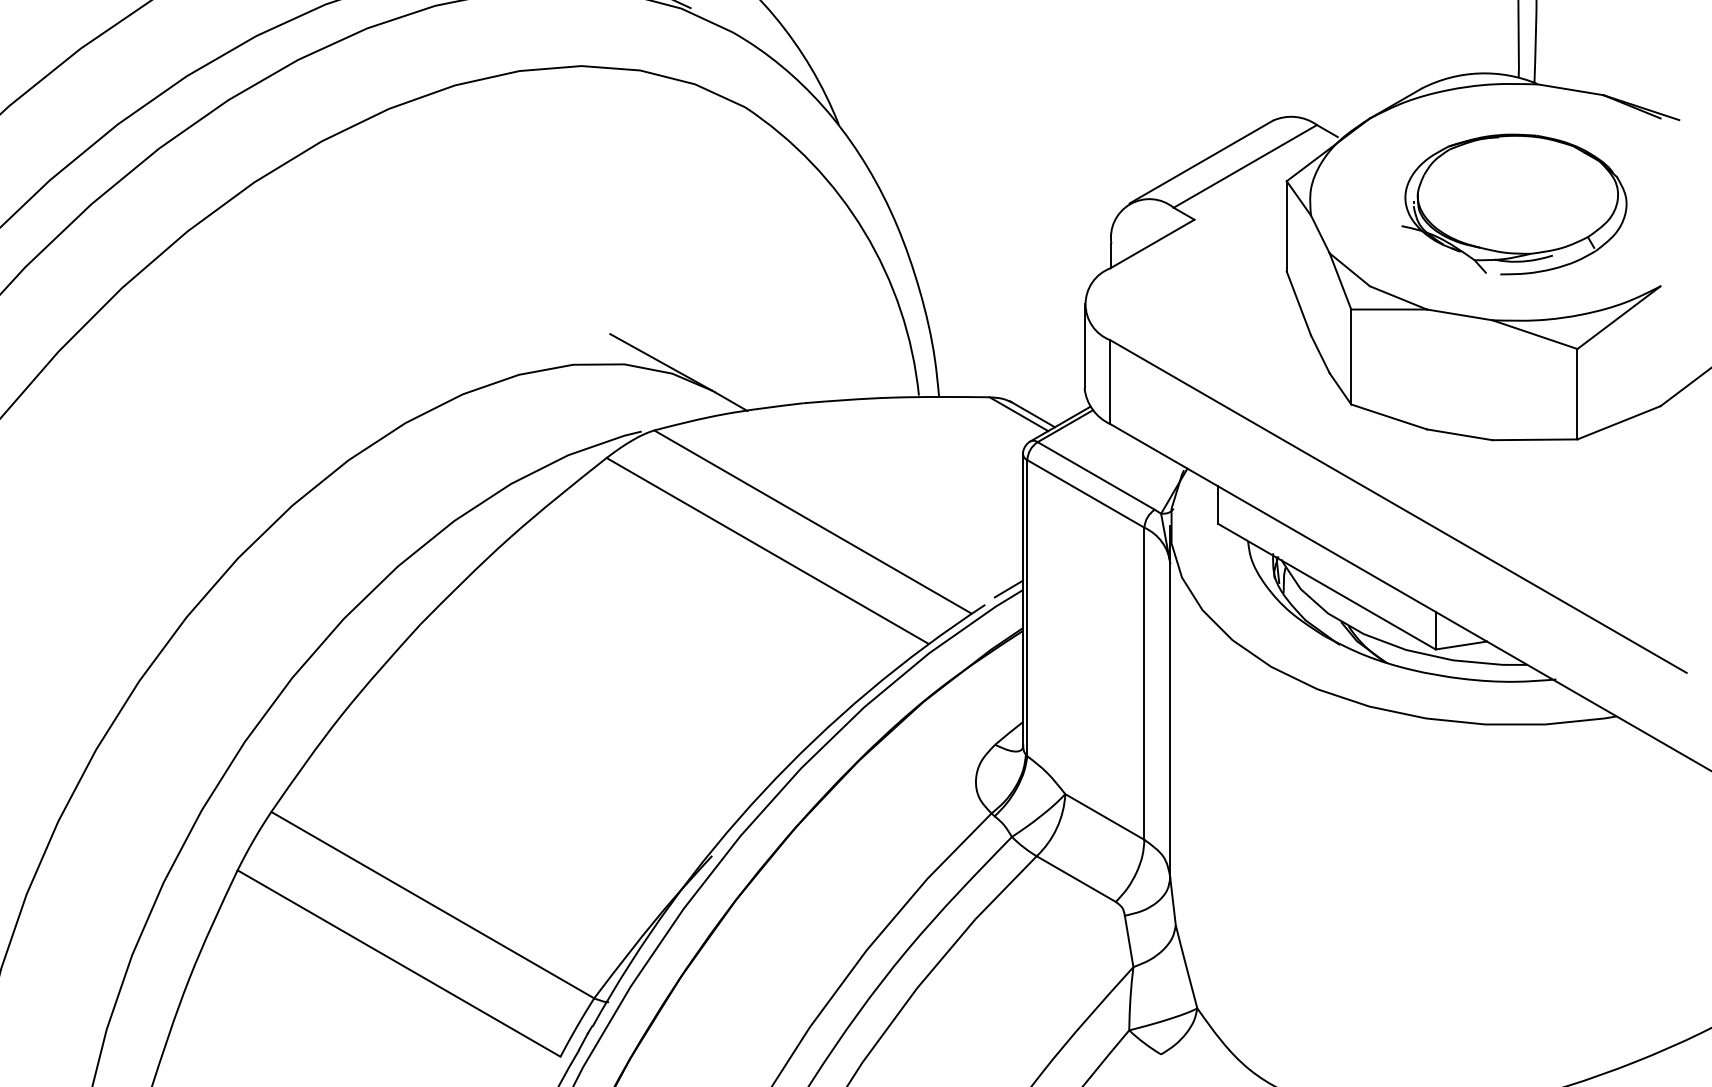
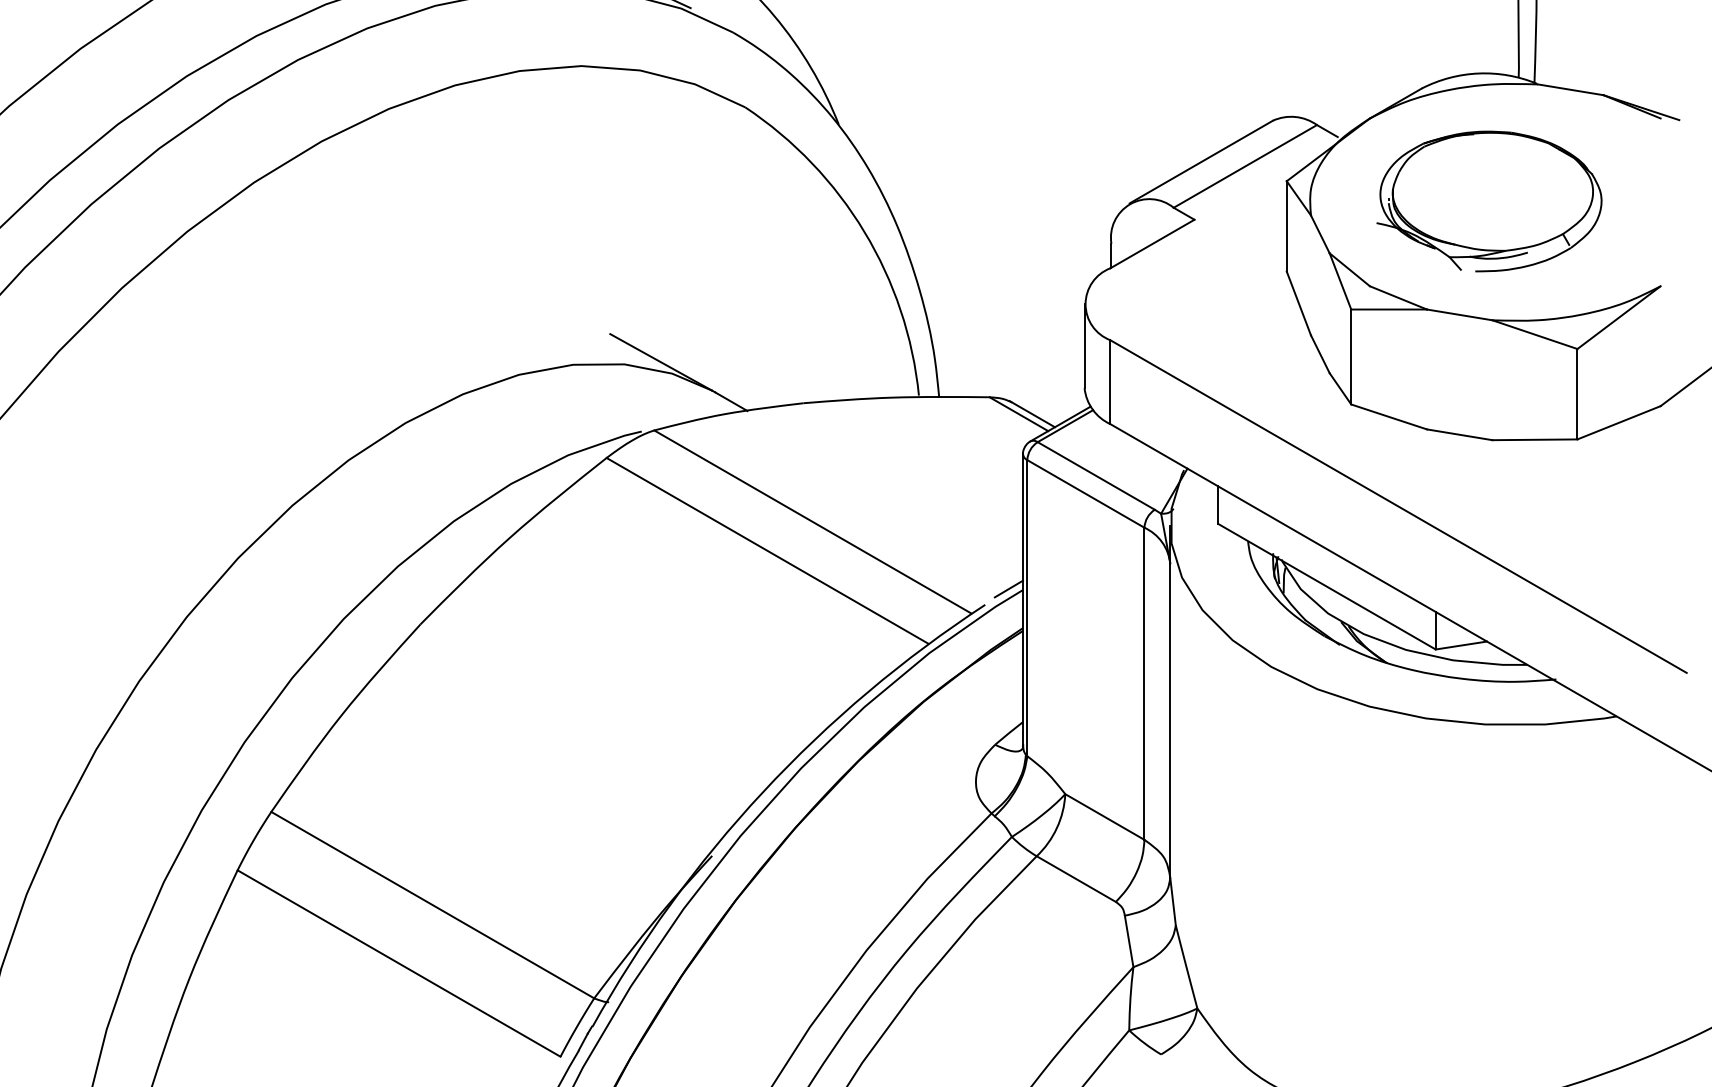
part position: (1514, 204) -> (1489, 201) (1489, 201)
